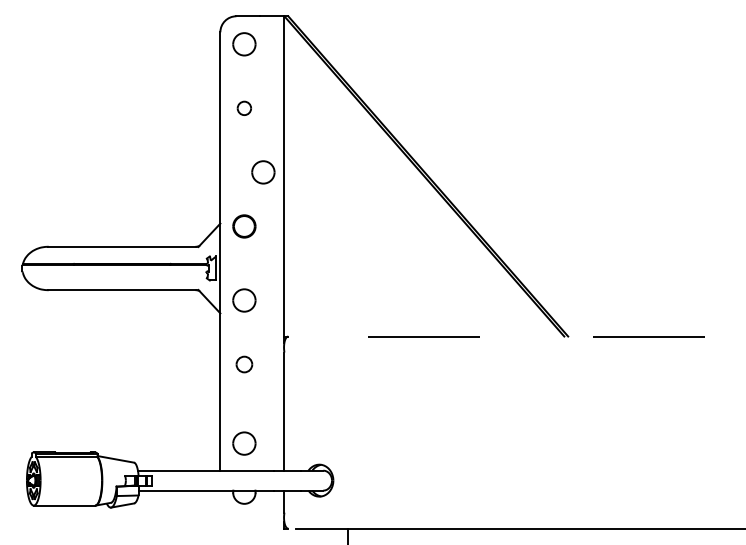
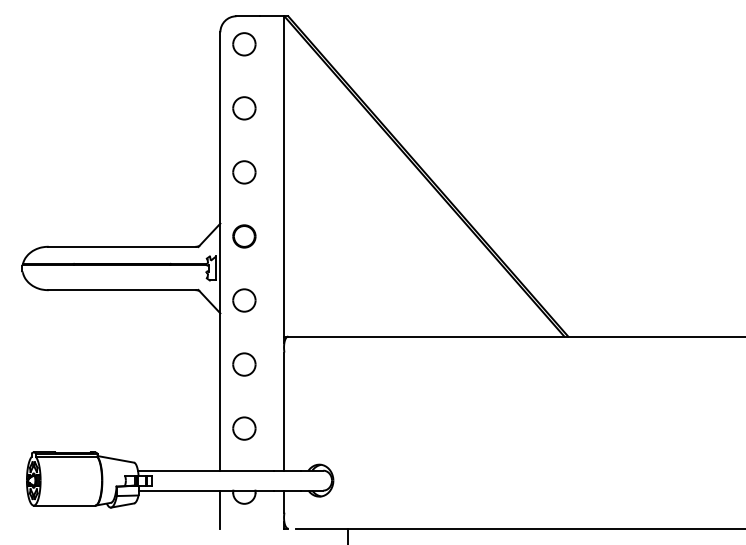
part size: 16x16 px -> 25x25 px (244, 108)
part position: (263, 172) -> (244, 172) (244, 172)
part position: (244, 226) -> (244, 236) (244, 236)
line: dashed -> solid (516, 336)
part size: 19x19 px -> 25x25 px (244, 364)
part position: (244, 443) -> (244, 428) (244, 428)
line: none -> present (220, 509)
